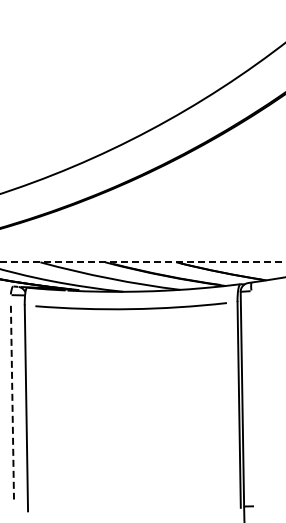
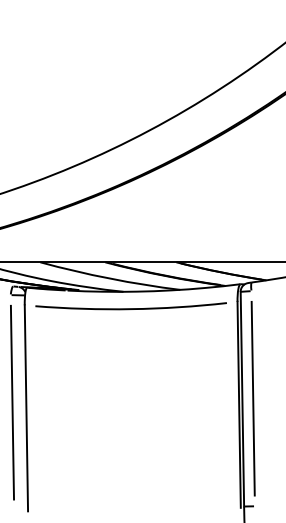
line: dashed -> solid (143, 262)
line: none -> present (252, 398)
line: dashed -> solid (12, 402)
